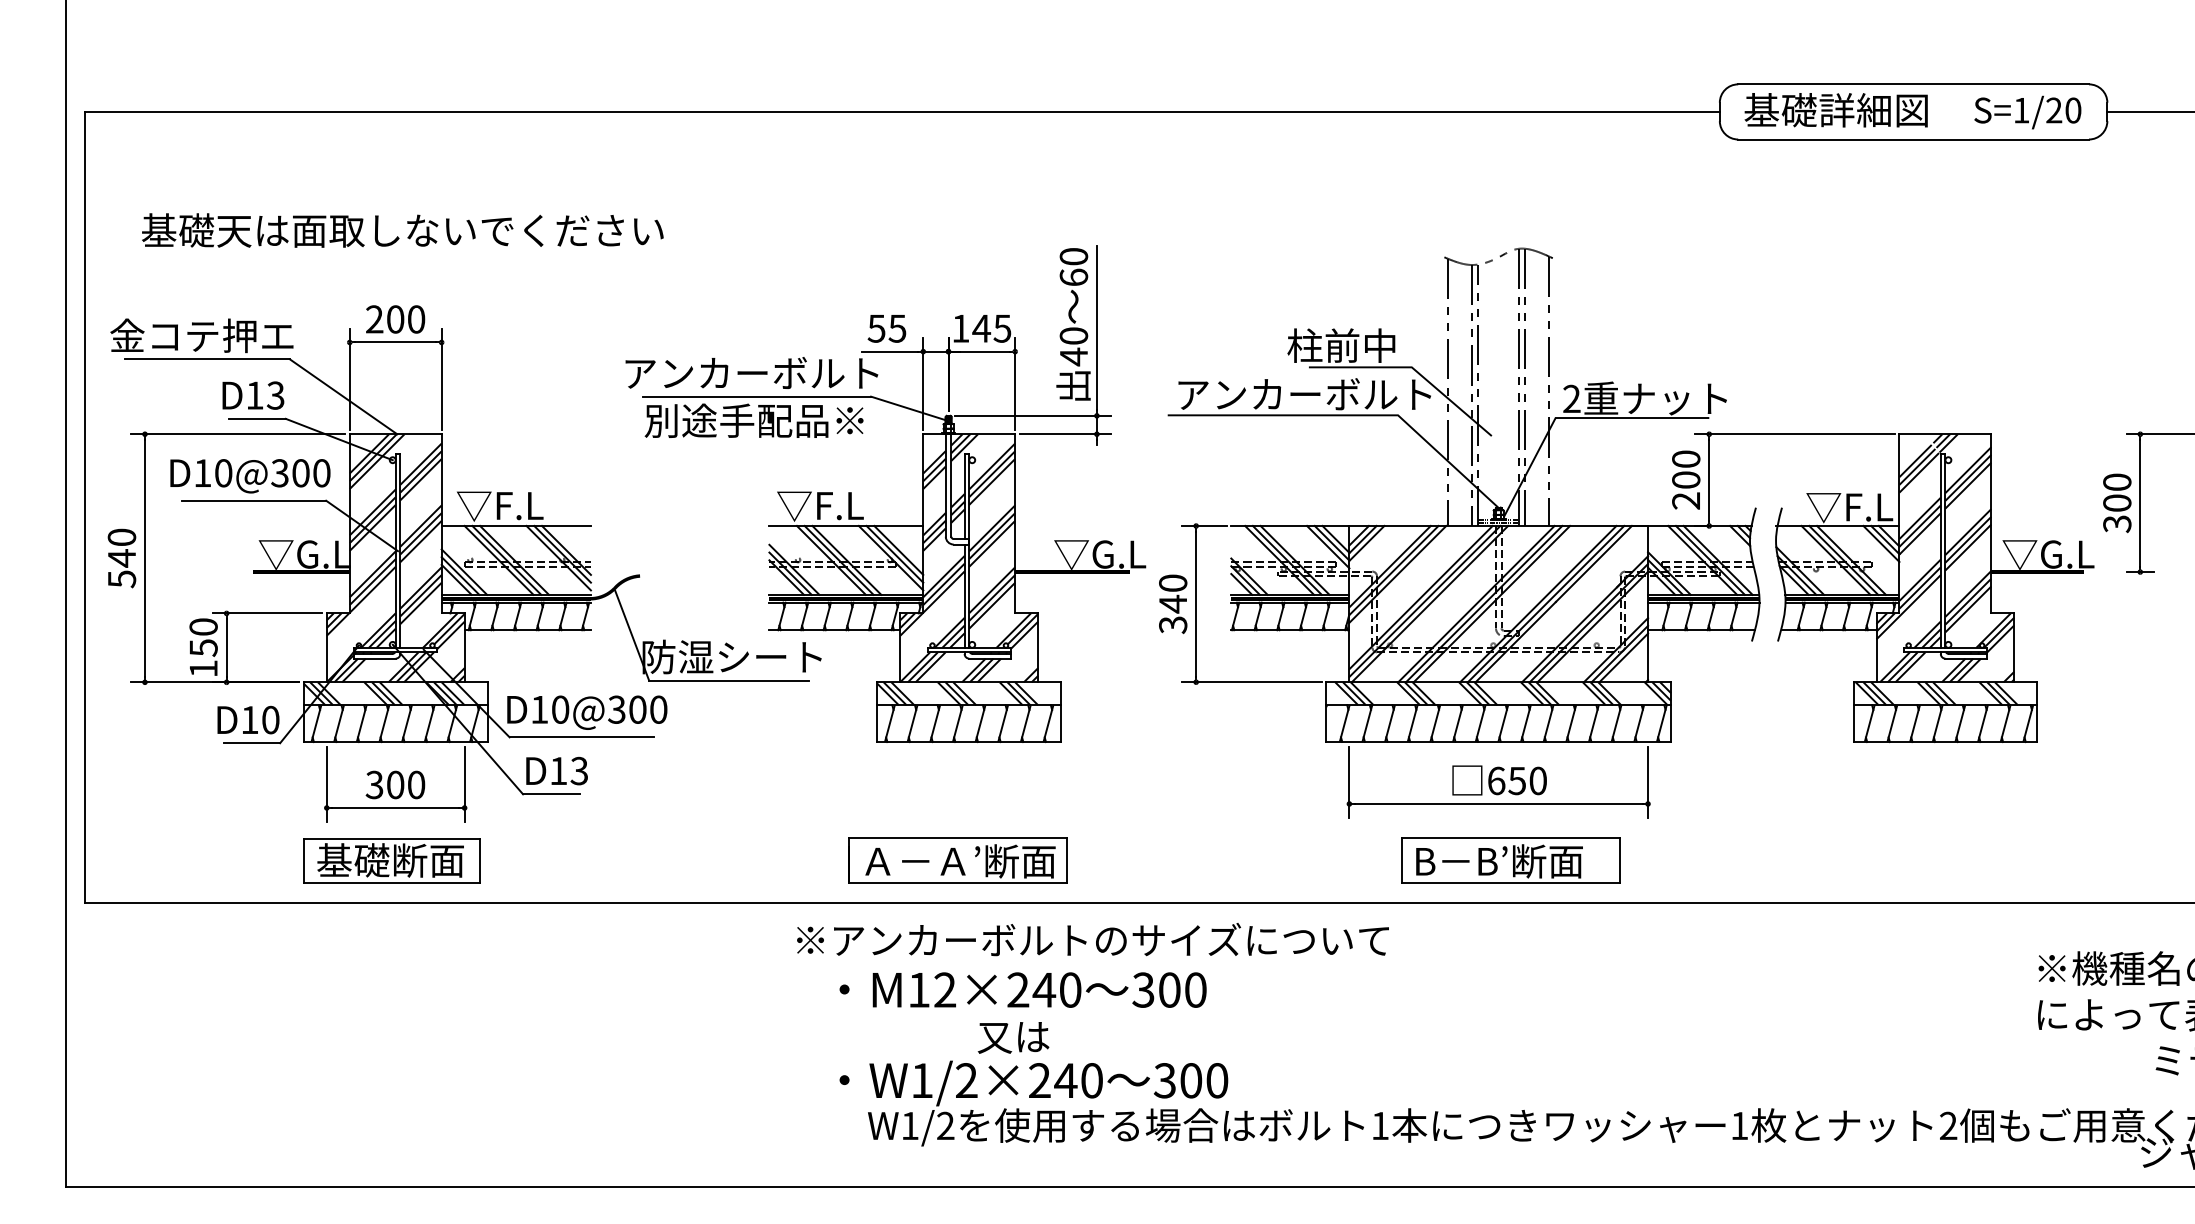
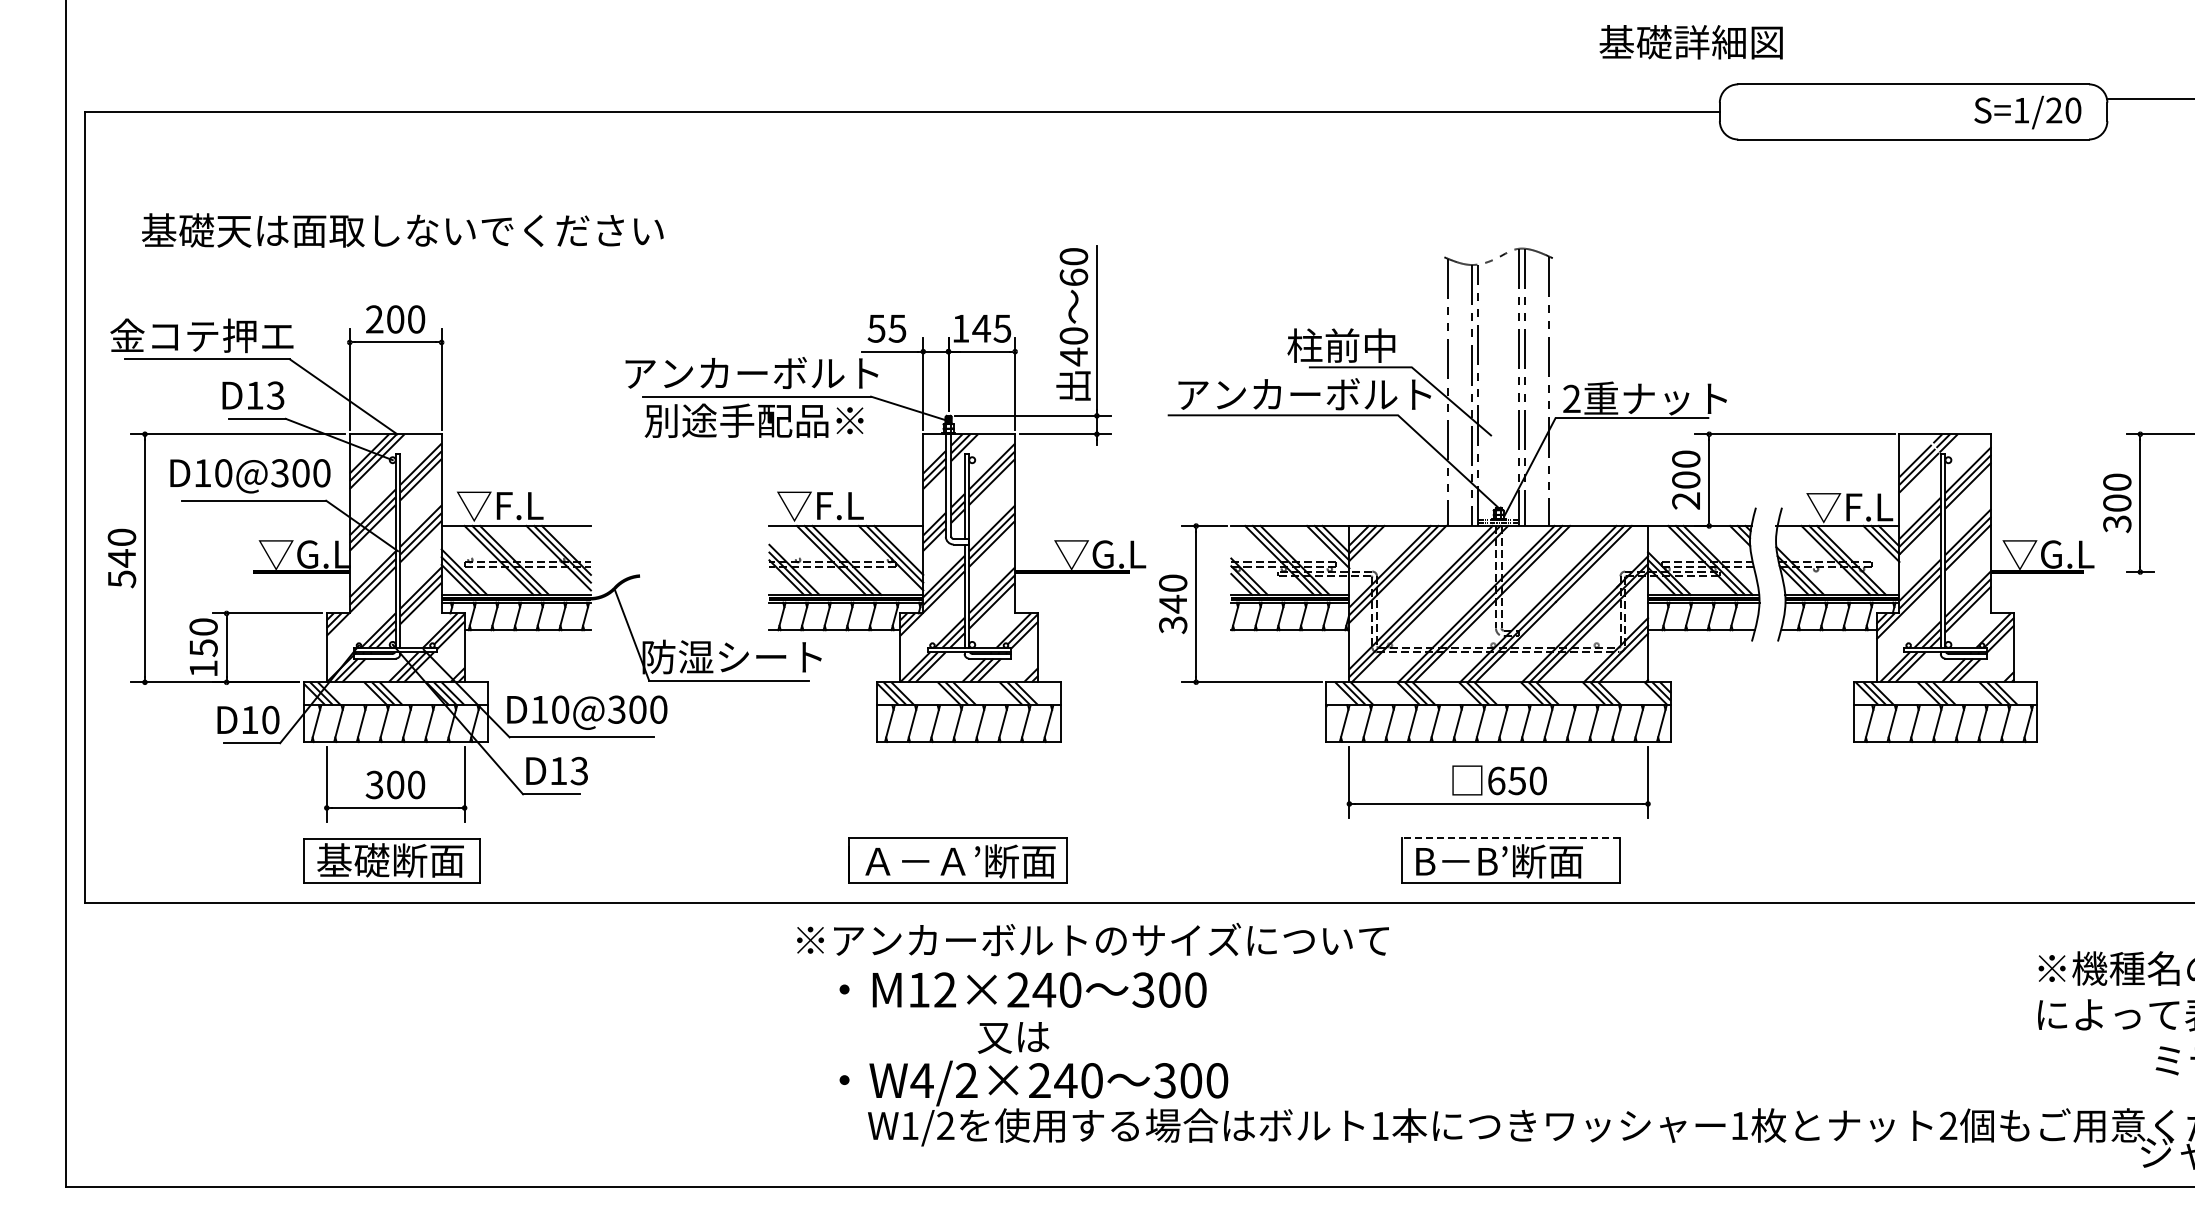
text position: (1835, 110) -> (1690, 42) (1690, 42)
line position: (2149, 111) -> (2149, 98) (2149, 98)
line: solid -> dashed (1510, 837)
text: W1/2×240 -> W4/2×240 (921, 1080)
